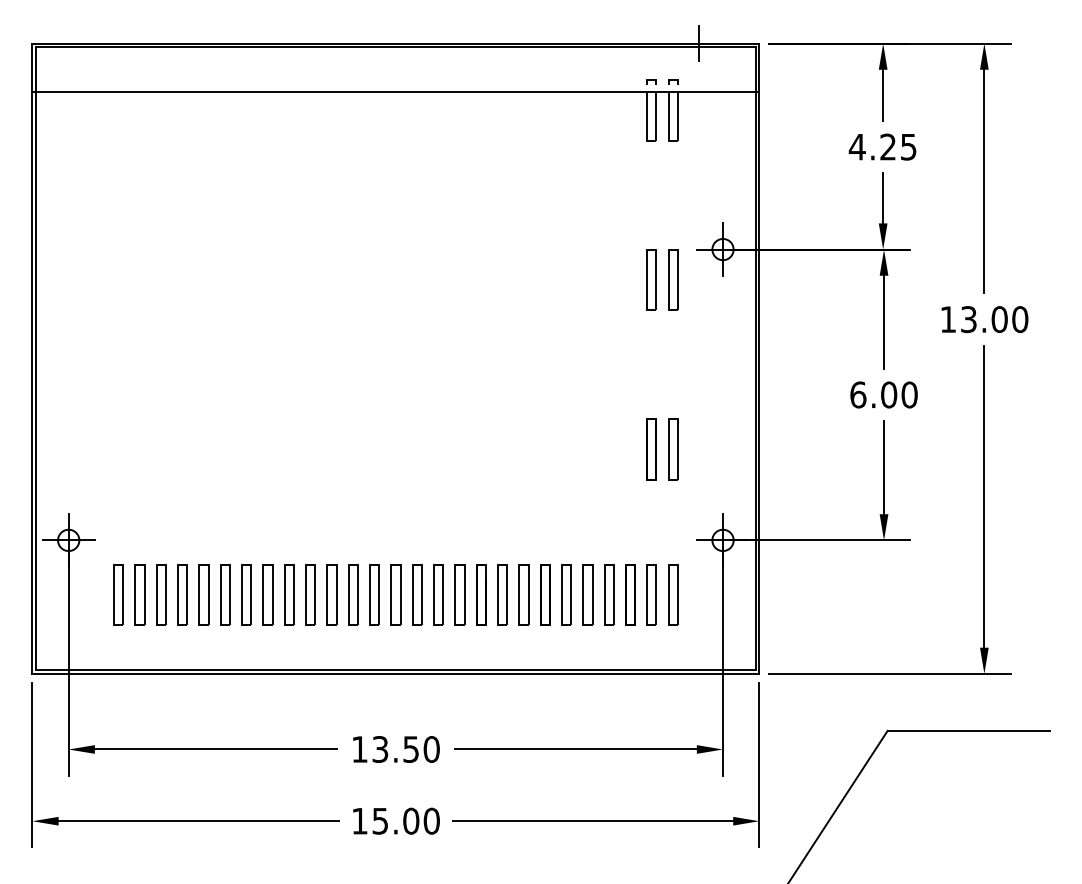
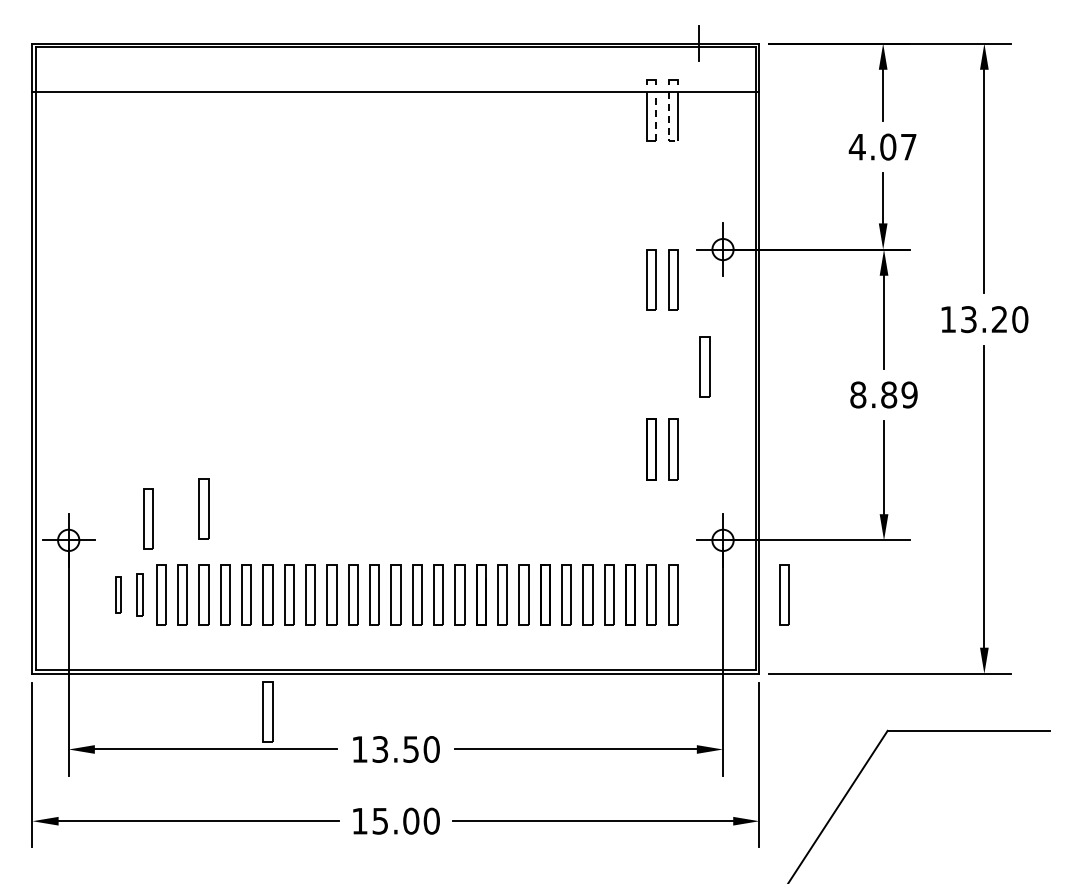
line: solid -> dashed (656, 115)
line: solid -> dashed (668, 121)
text: 4.25 -> 4.07 (898, 146)
text: 13.00 -> 13.20 (999, 319)
part: none -> present (704, 366)
text: 6.00 -> 8.89 (883, 394)
part: none -> present (203, 508)
part: none -> present (148, 518)
part size: 11x62 px -> 7x38 px (118, 594)
part size: 12x62 px -> 8x44 px (139, 594)
part: none -> present (784, 594)
part: none -> present (267, 711)
